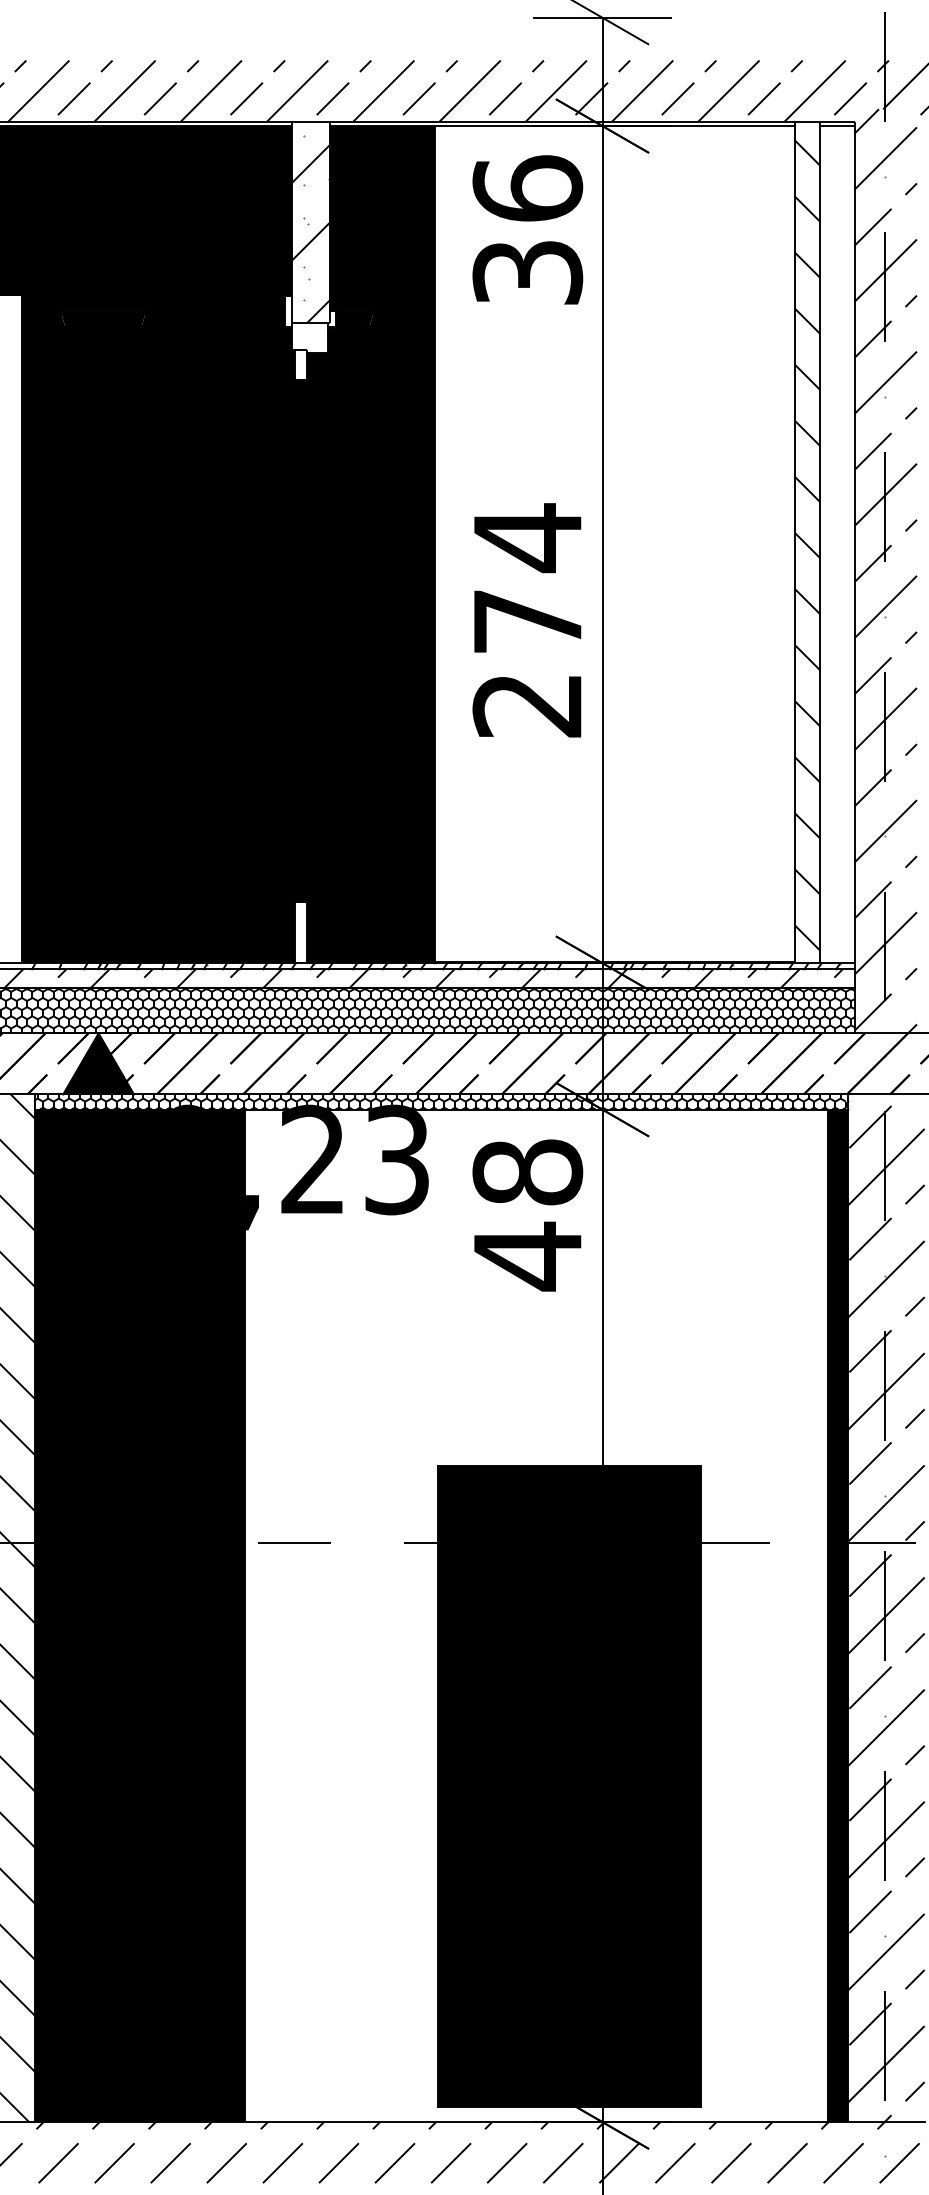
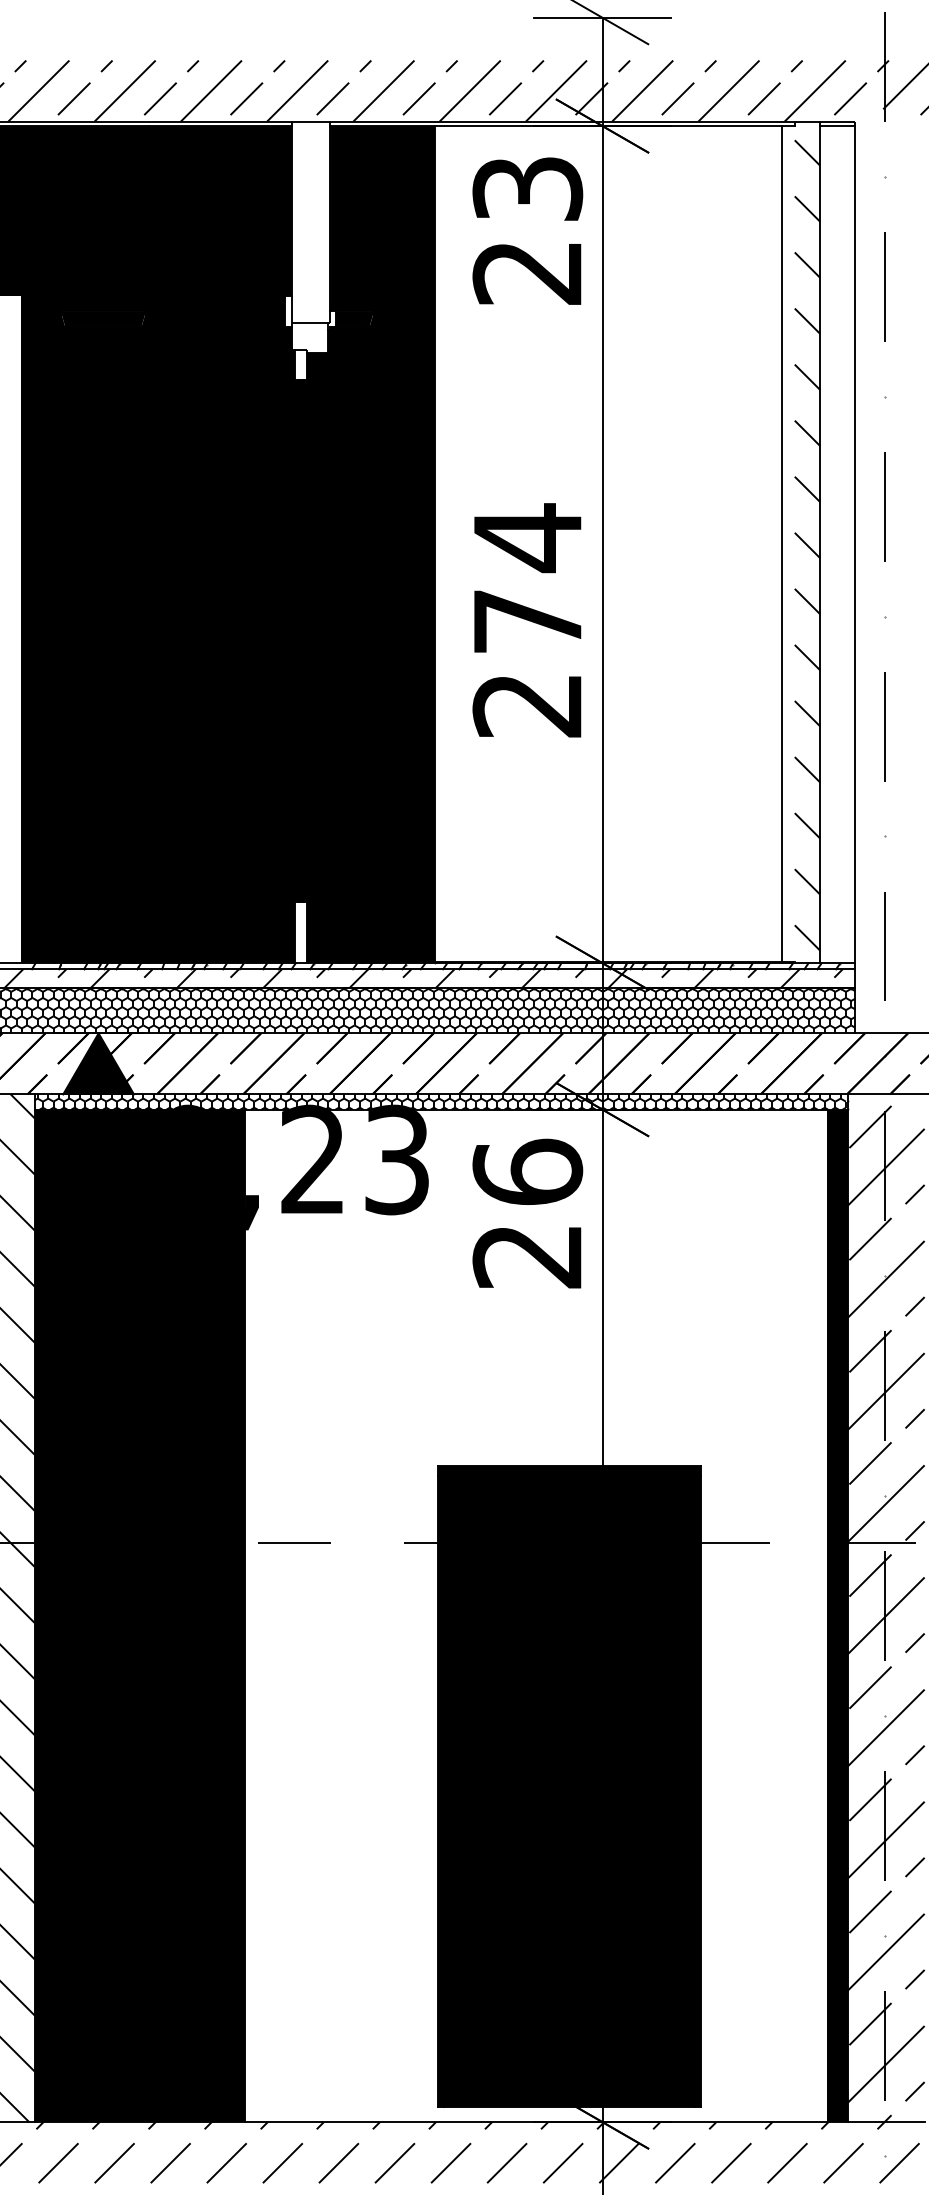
hatch: present -> none (310, 228)
text: 36 -> 23 (527, 229)
line position: (794, 544) -> (781, 544) (781, 544)
hatch: present -> none (885, 570)
text: 48 -> 26 (527, 1214)
